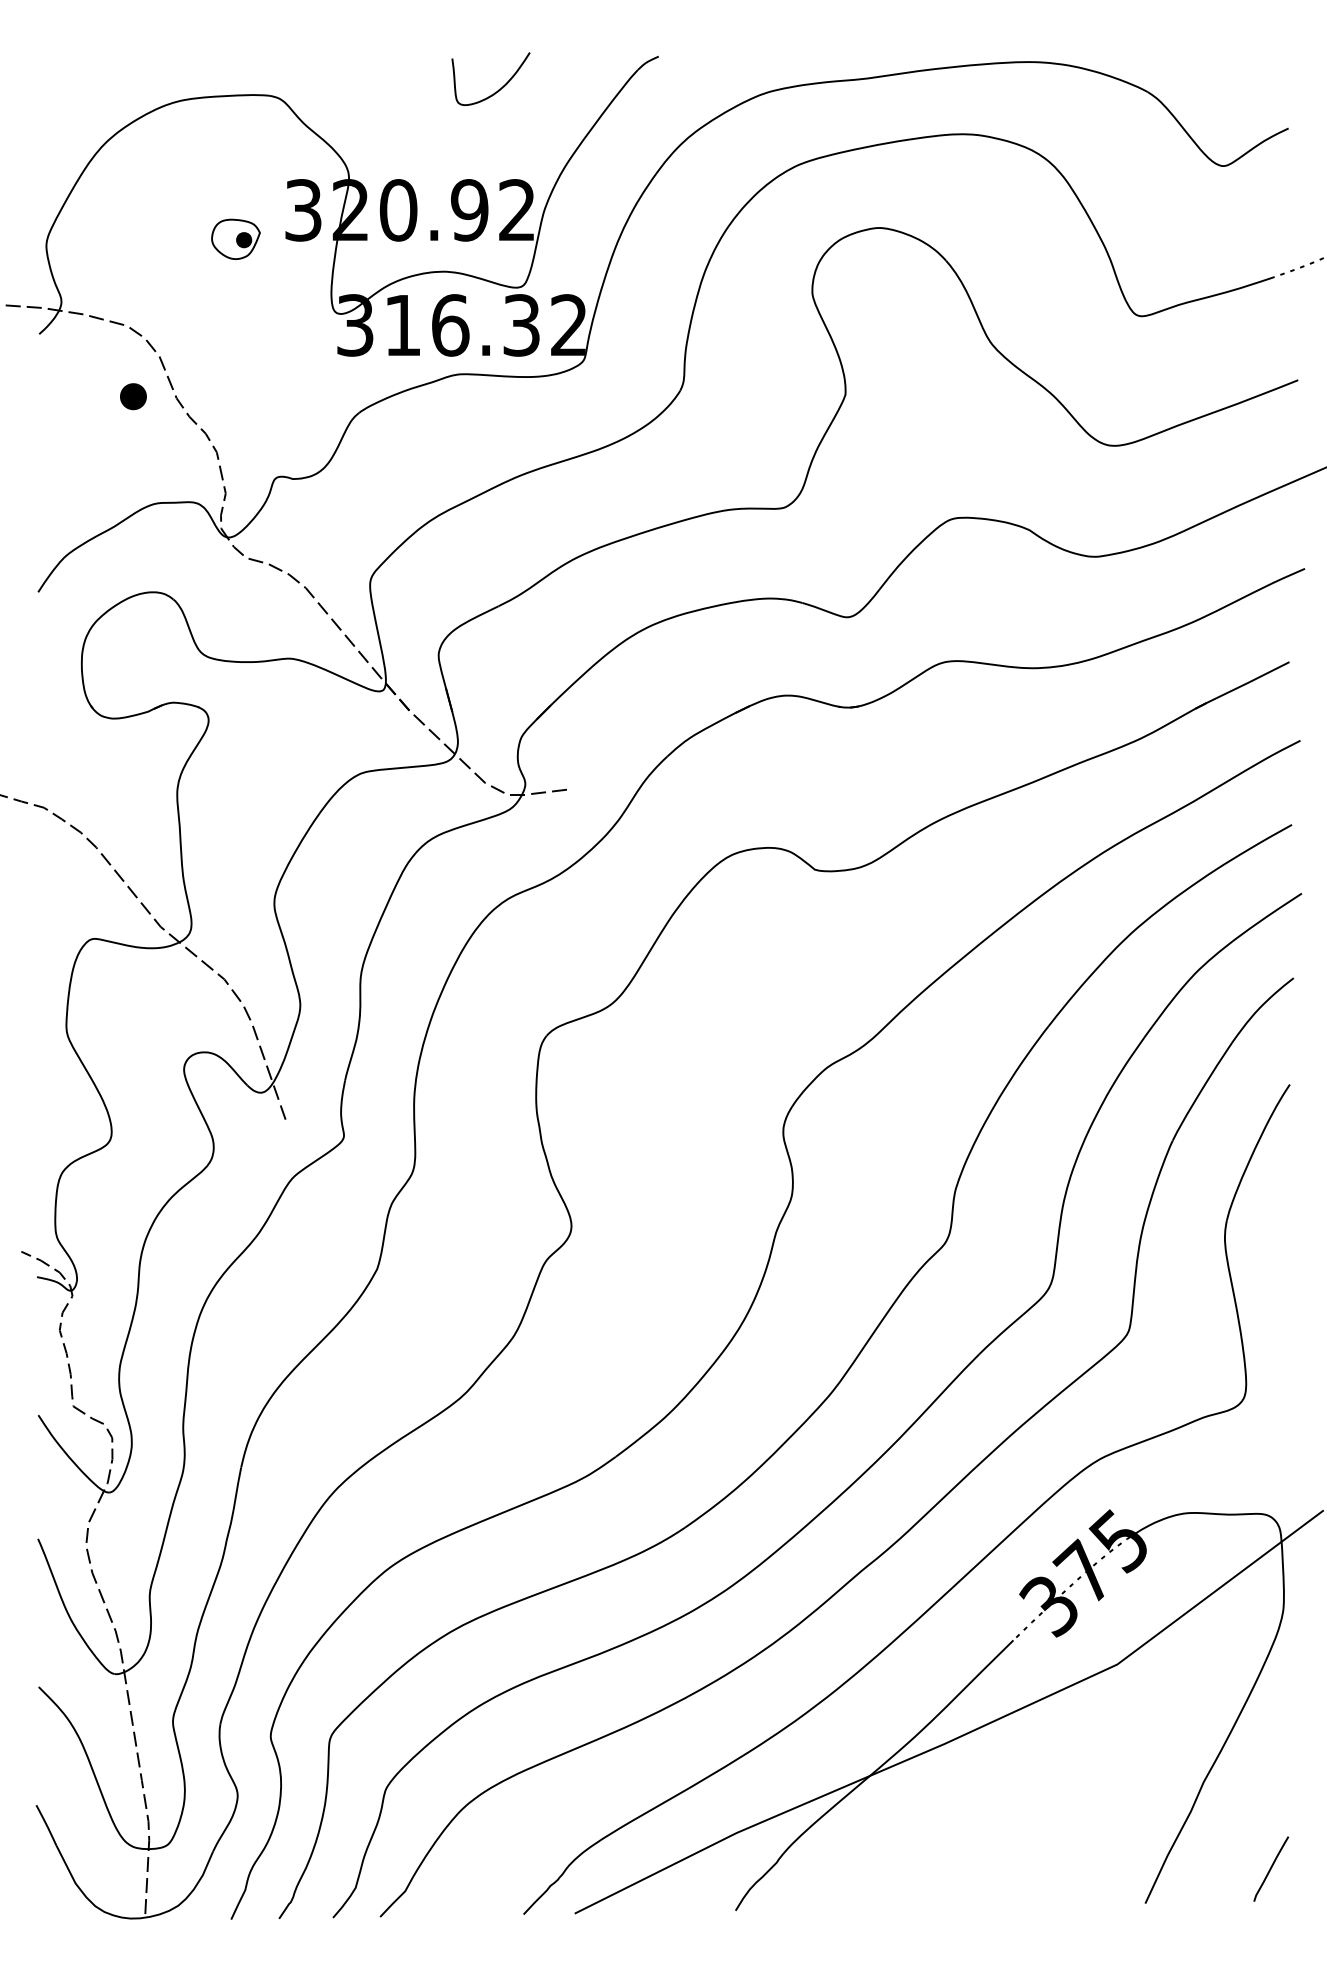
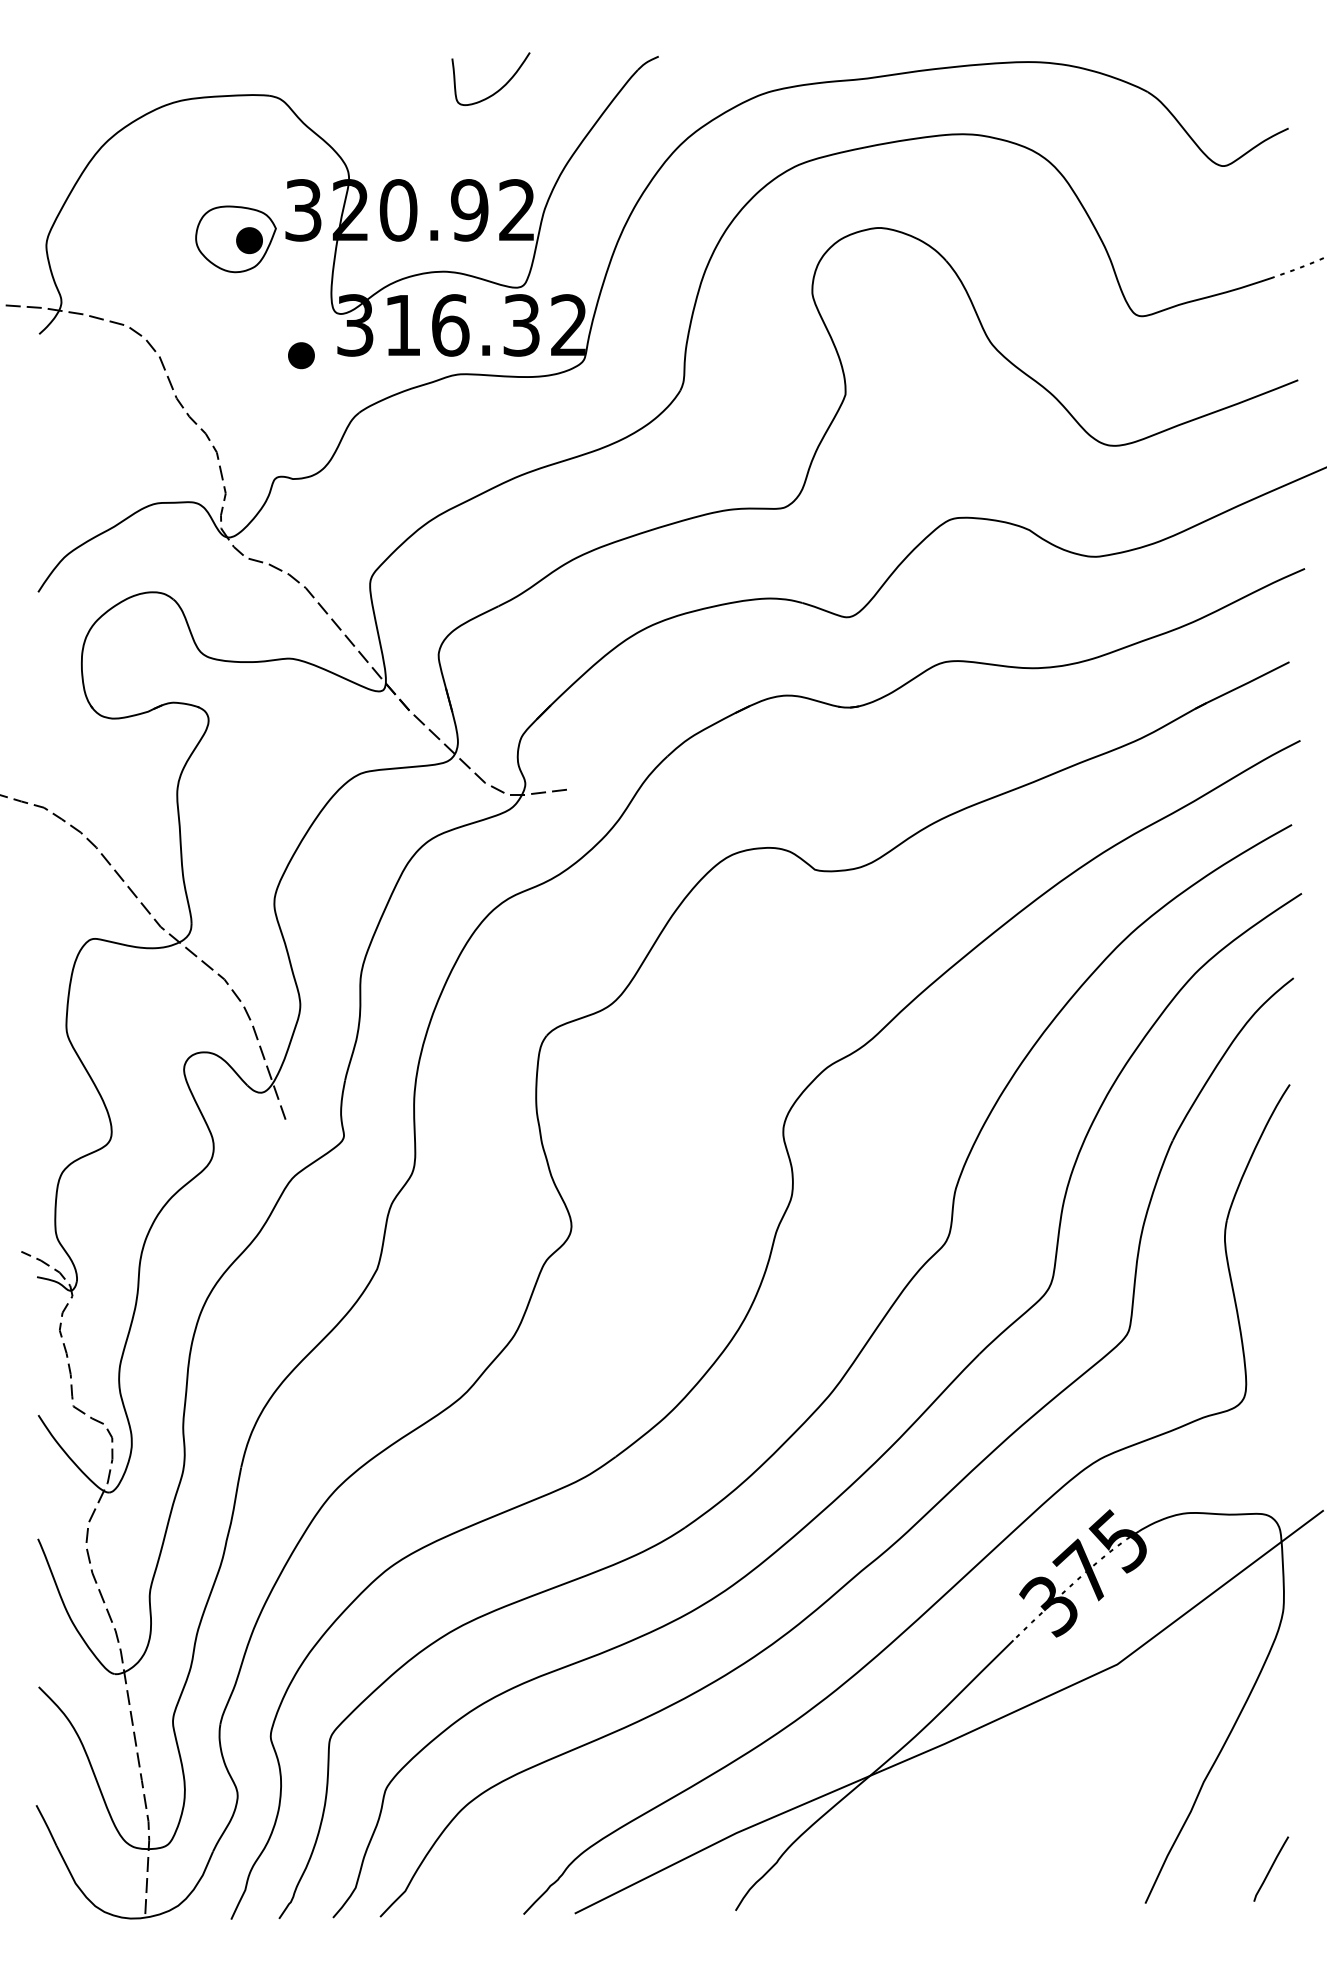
part size: 50x42 px -> 82x69 px (235, 239)
part position: (133, 396) -> (301, 355) (301, 355)
